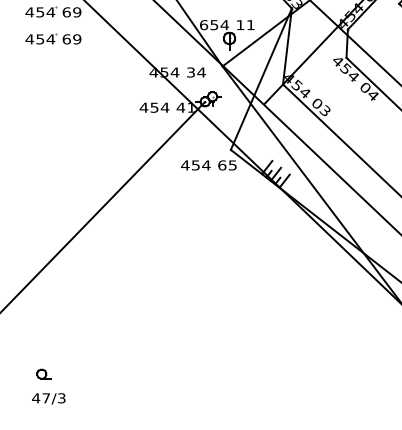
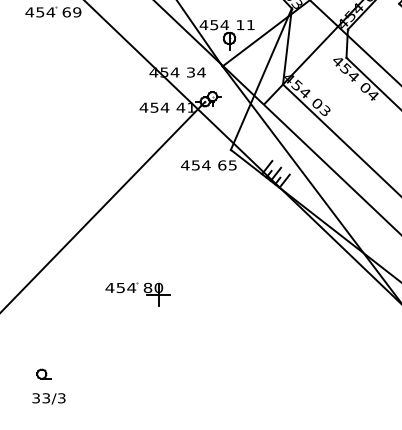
text: 654 -> 454 (203, 25)
part: present -> none (53, 38)
part: none -> present (137, 294)
text: 47/3 -> 33/3 (41, 398)
